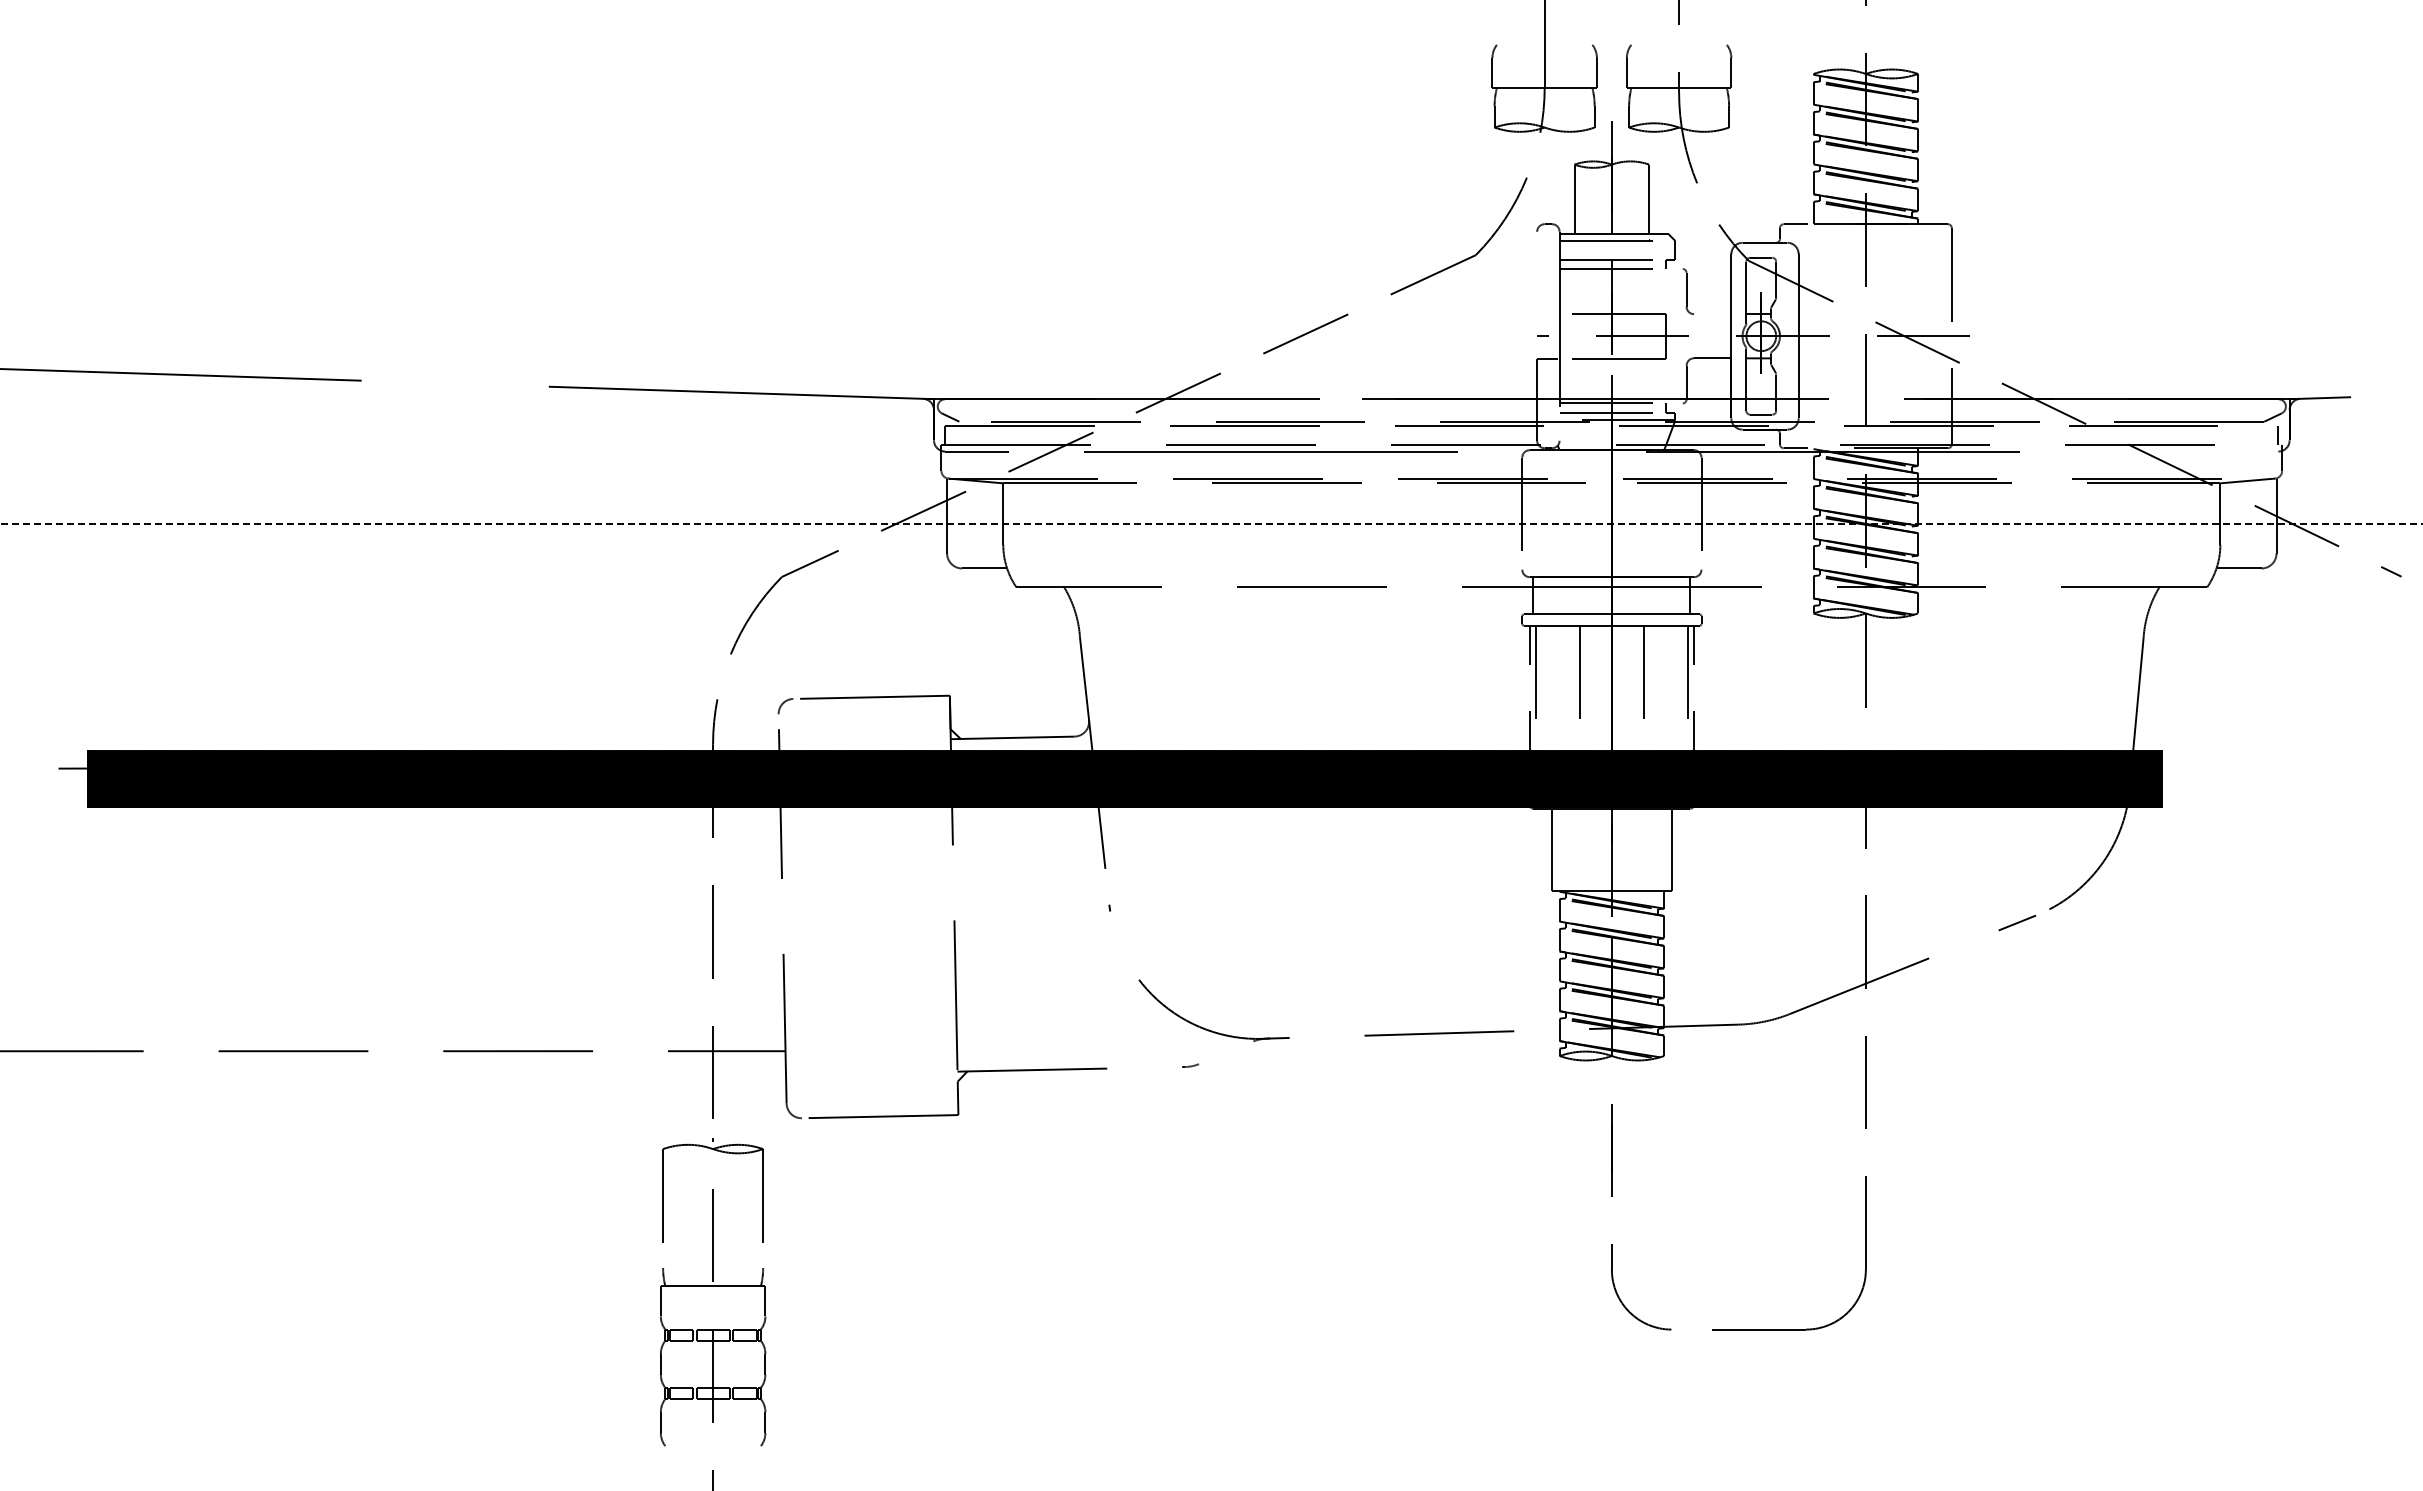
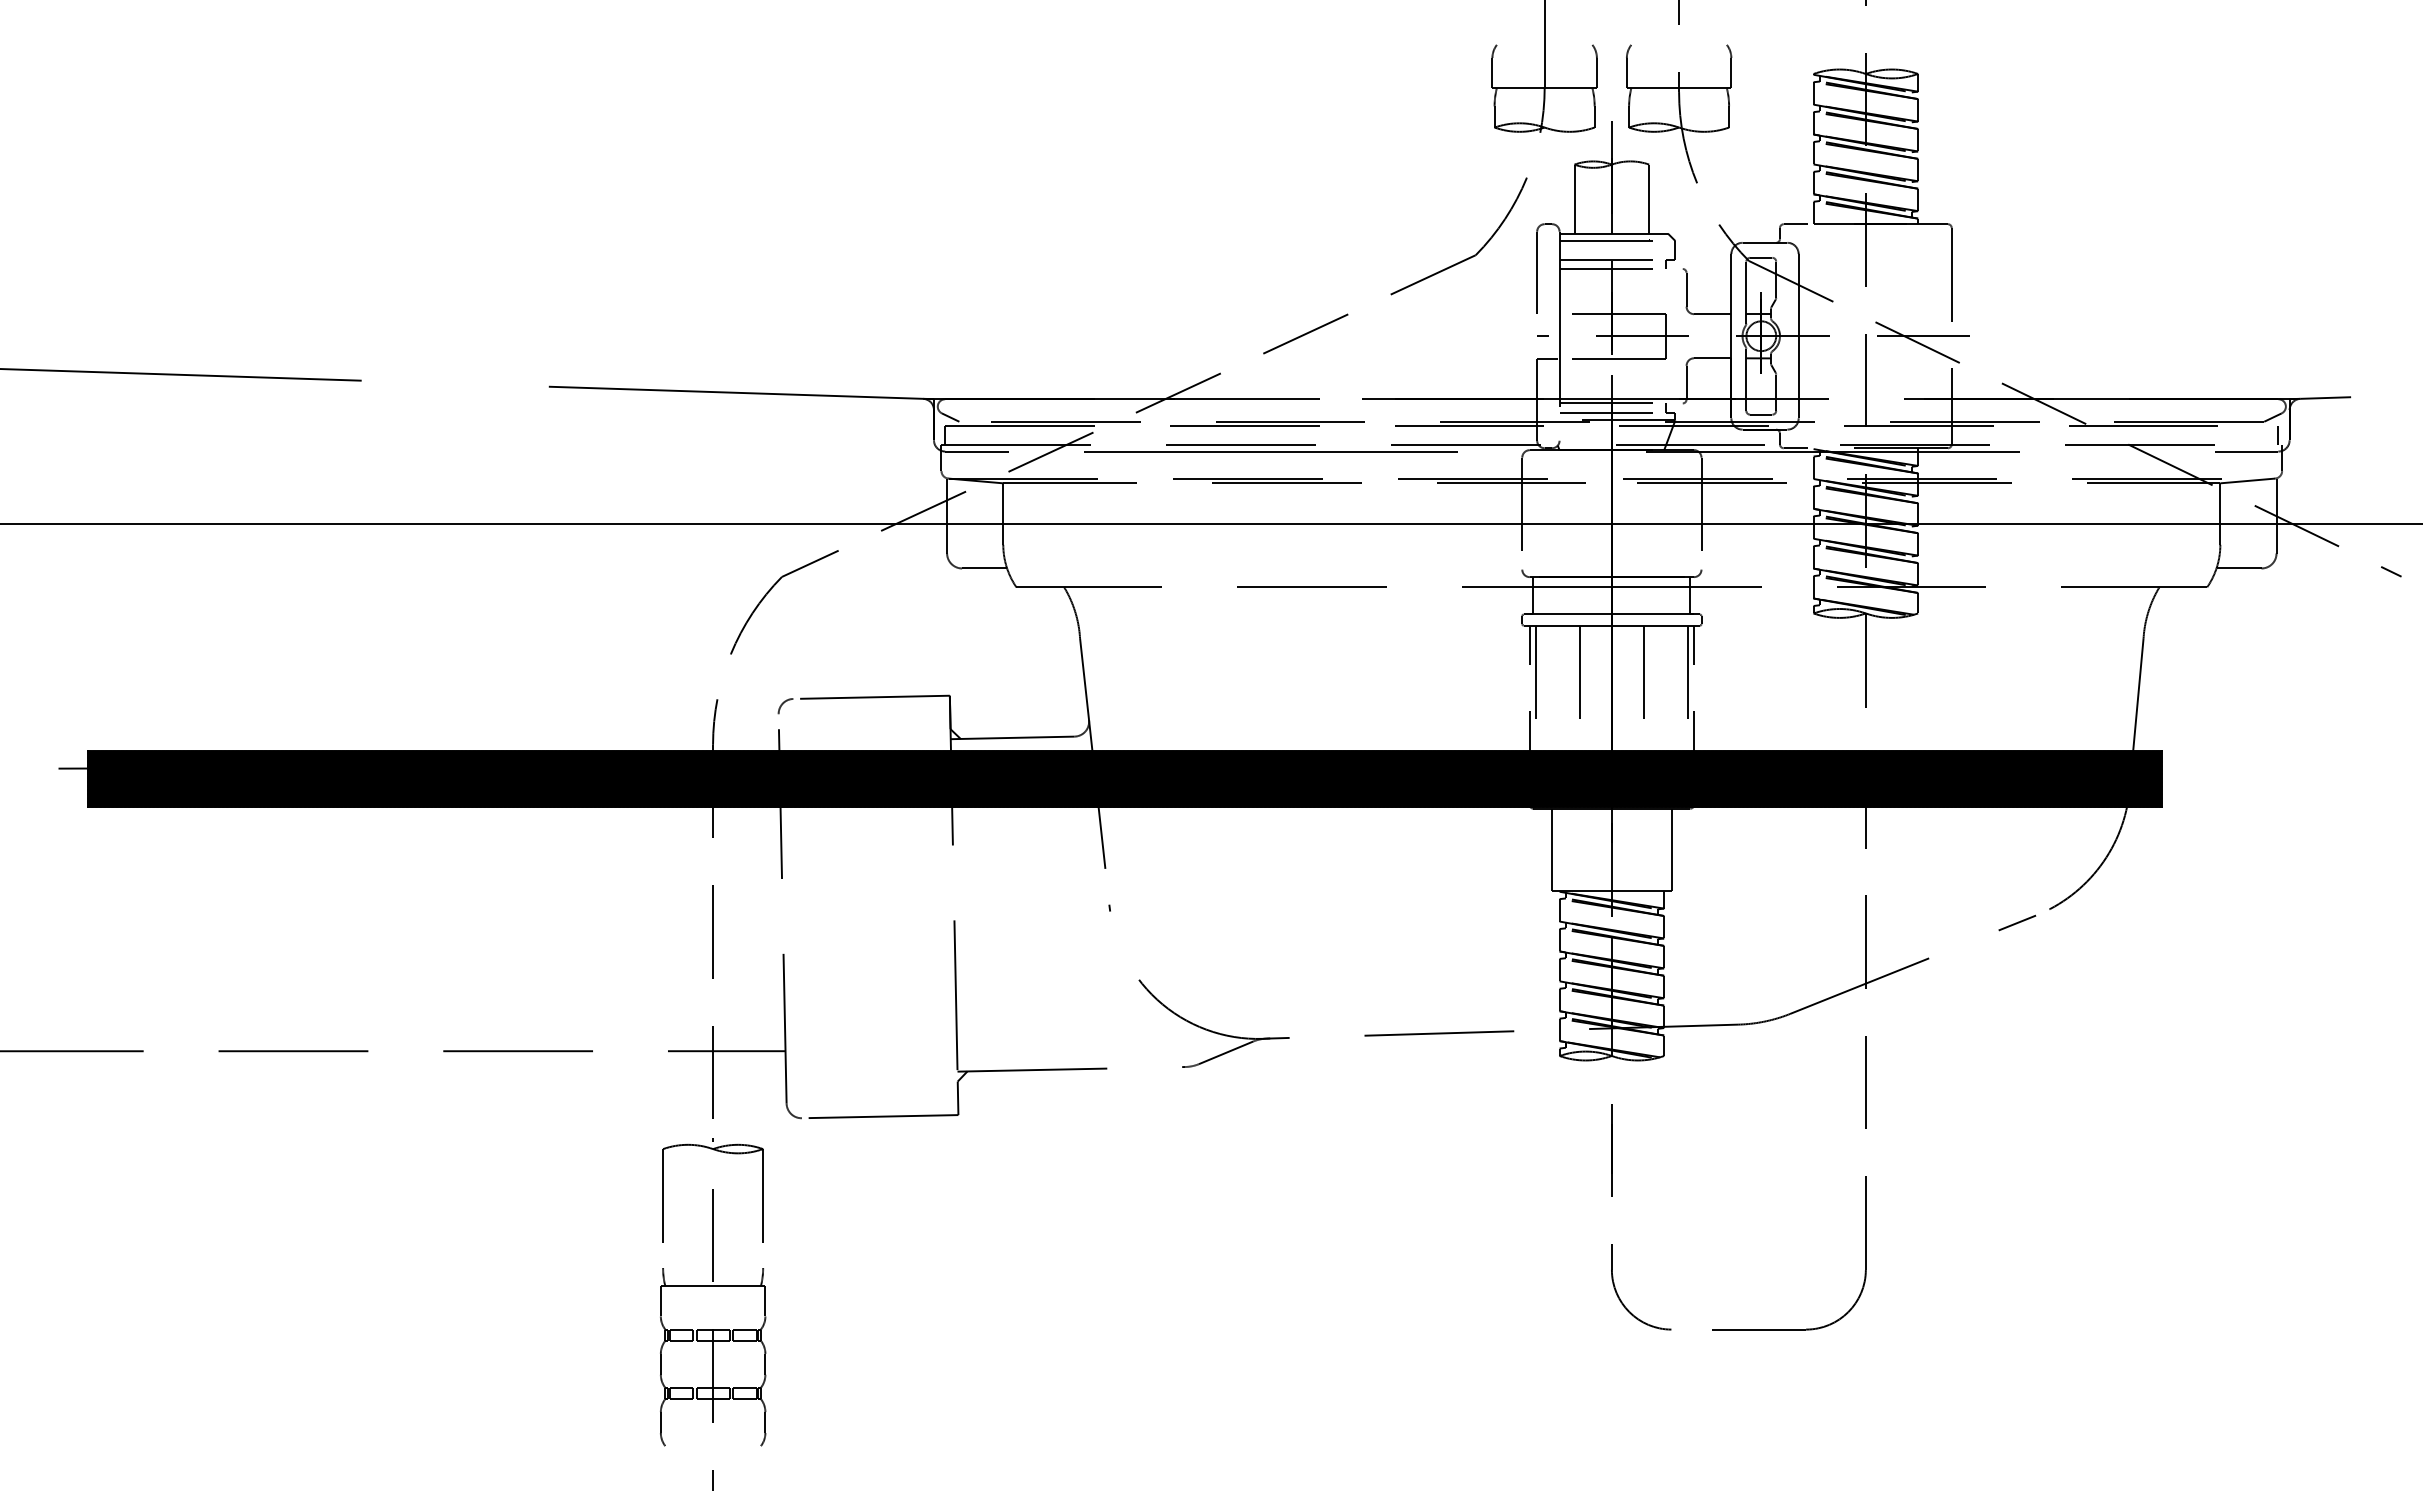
line: none -> present (1537, 272)
line: none -> present (1712, 314)
line: none -> present (2246, 451)
line: dashed -> solid (1210, 524)
line: none -> present (1225, 1052)
